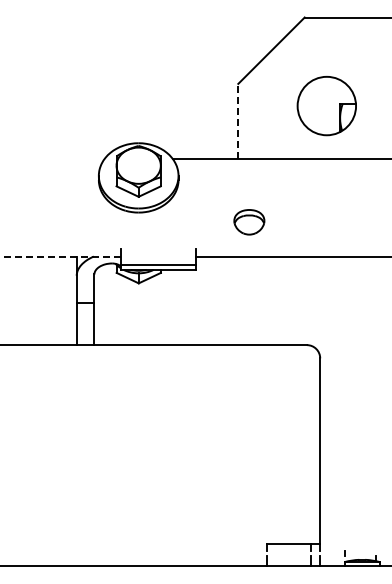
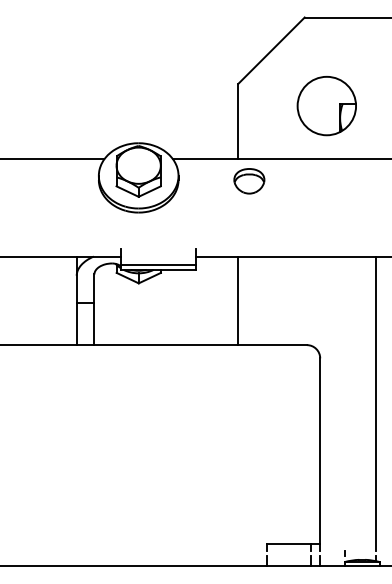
line: dashed -> solid (238, 121)
line: none -> present (53, 159)
part position: (249, 222) -> (249, 181) (249, 181)
line: dashed -> solid (60, 256)
line: none -> present (238, 300)
line: none -> present (375, 403)
